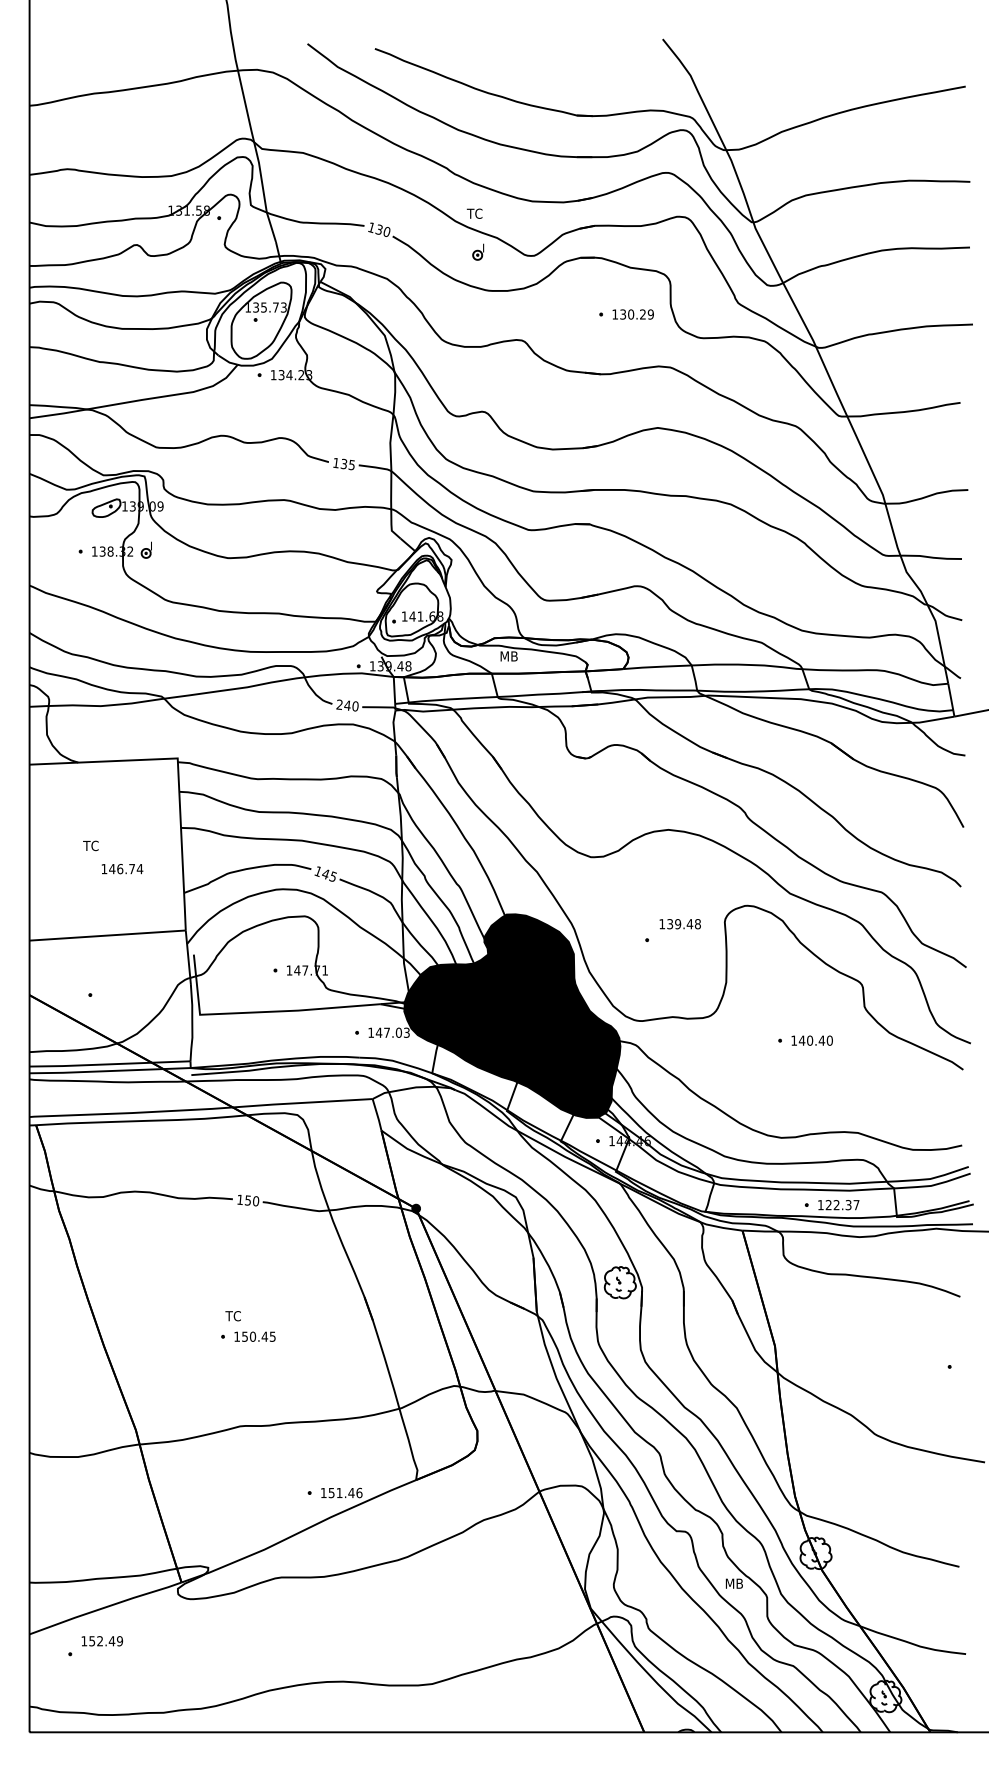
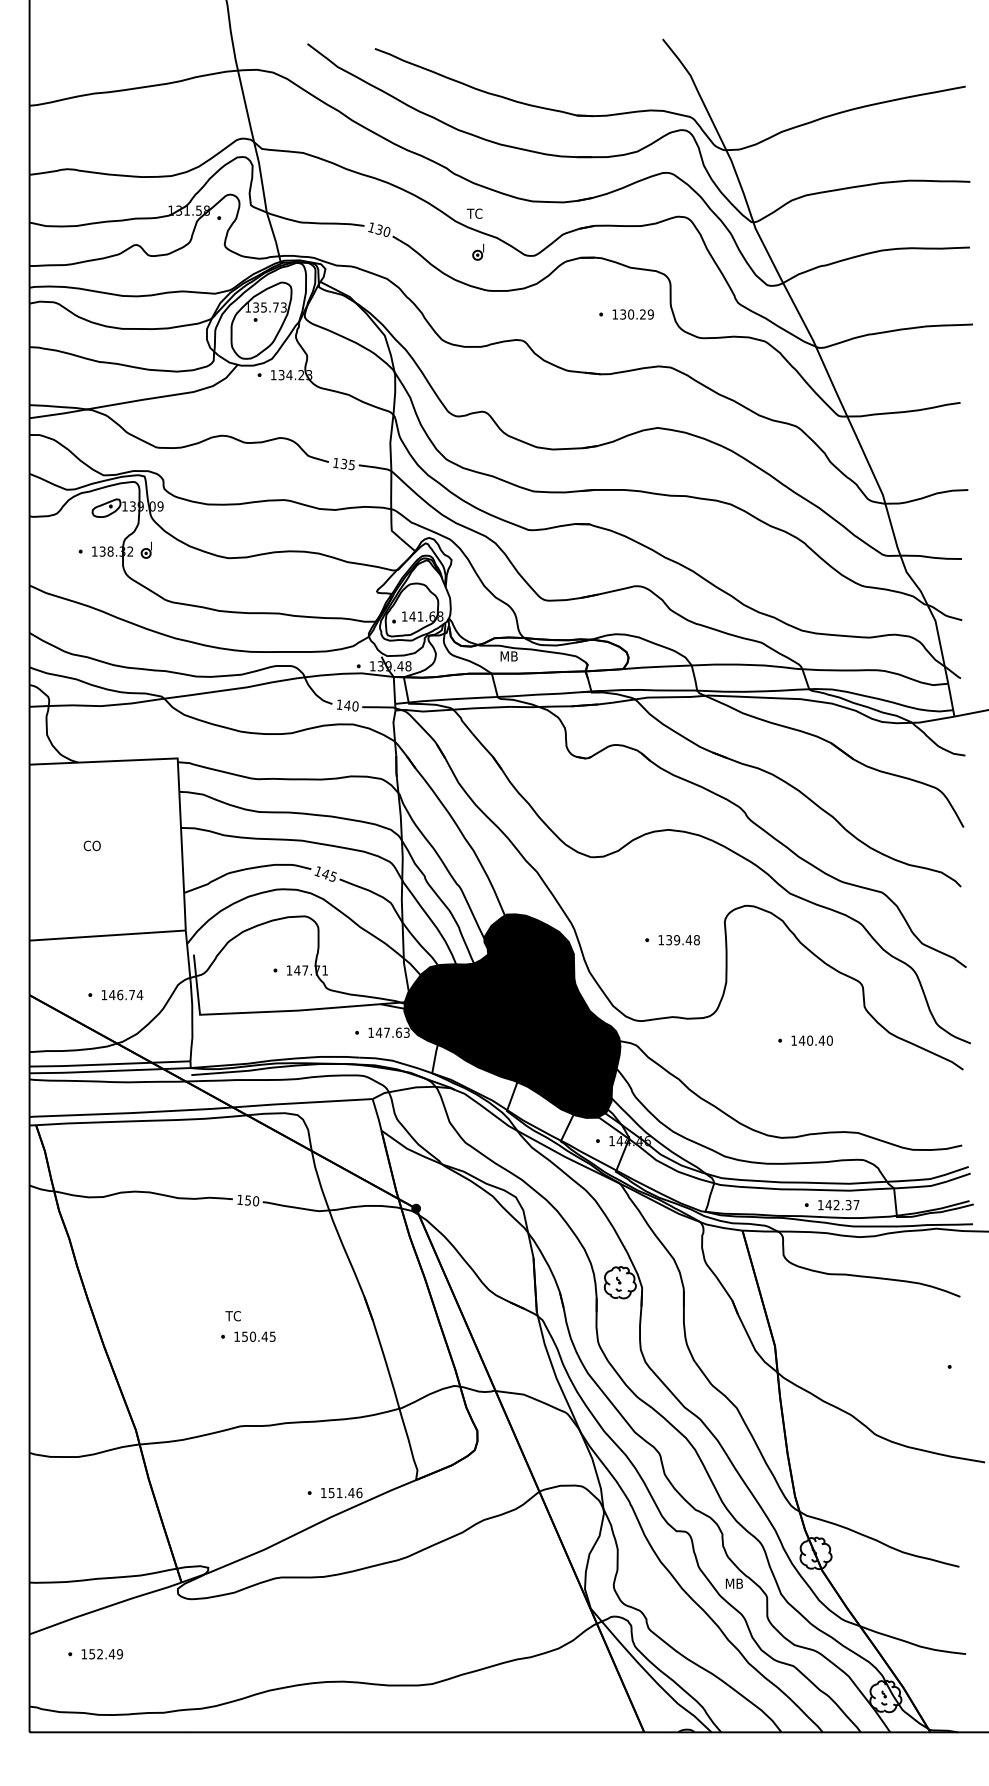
text: 240 -> 140 (339, 704)
text: TC -> CO (91, 845)
text position: (122, 869) -> (122, 995) (122, 995)
text position: (679, 924) -> (678, 940) (678, 940)
text: 147.03 -> 147.63 (399, 1032)
text: 122.37 -> 142.37 (828, 1205)
text position: (101, 1641) -> (101, 1654) (101, 1654)
